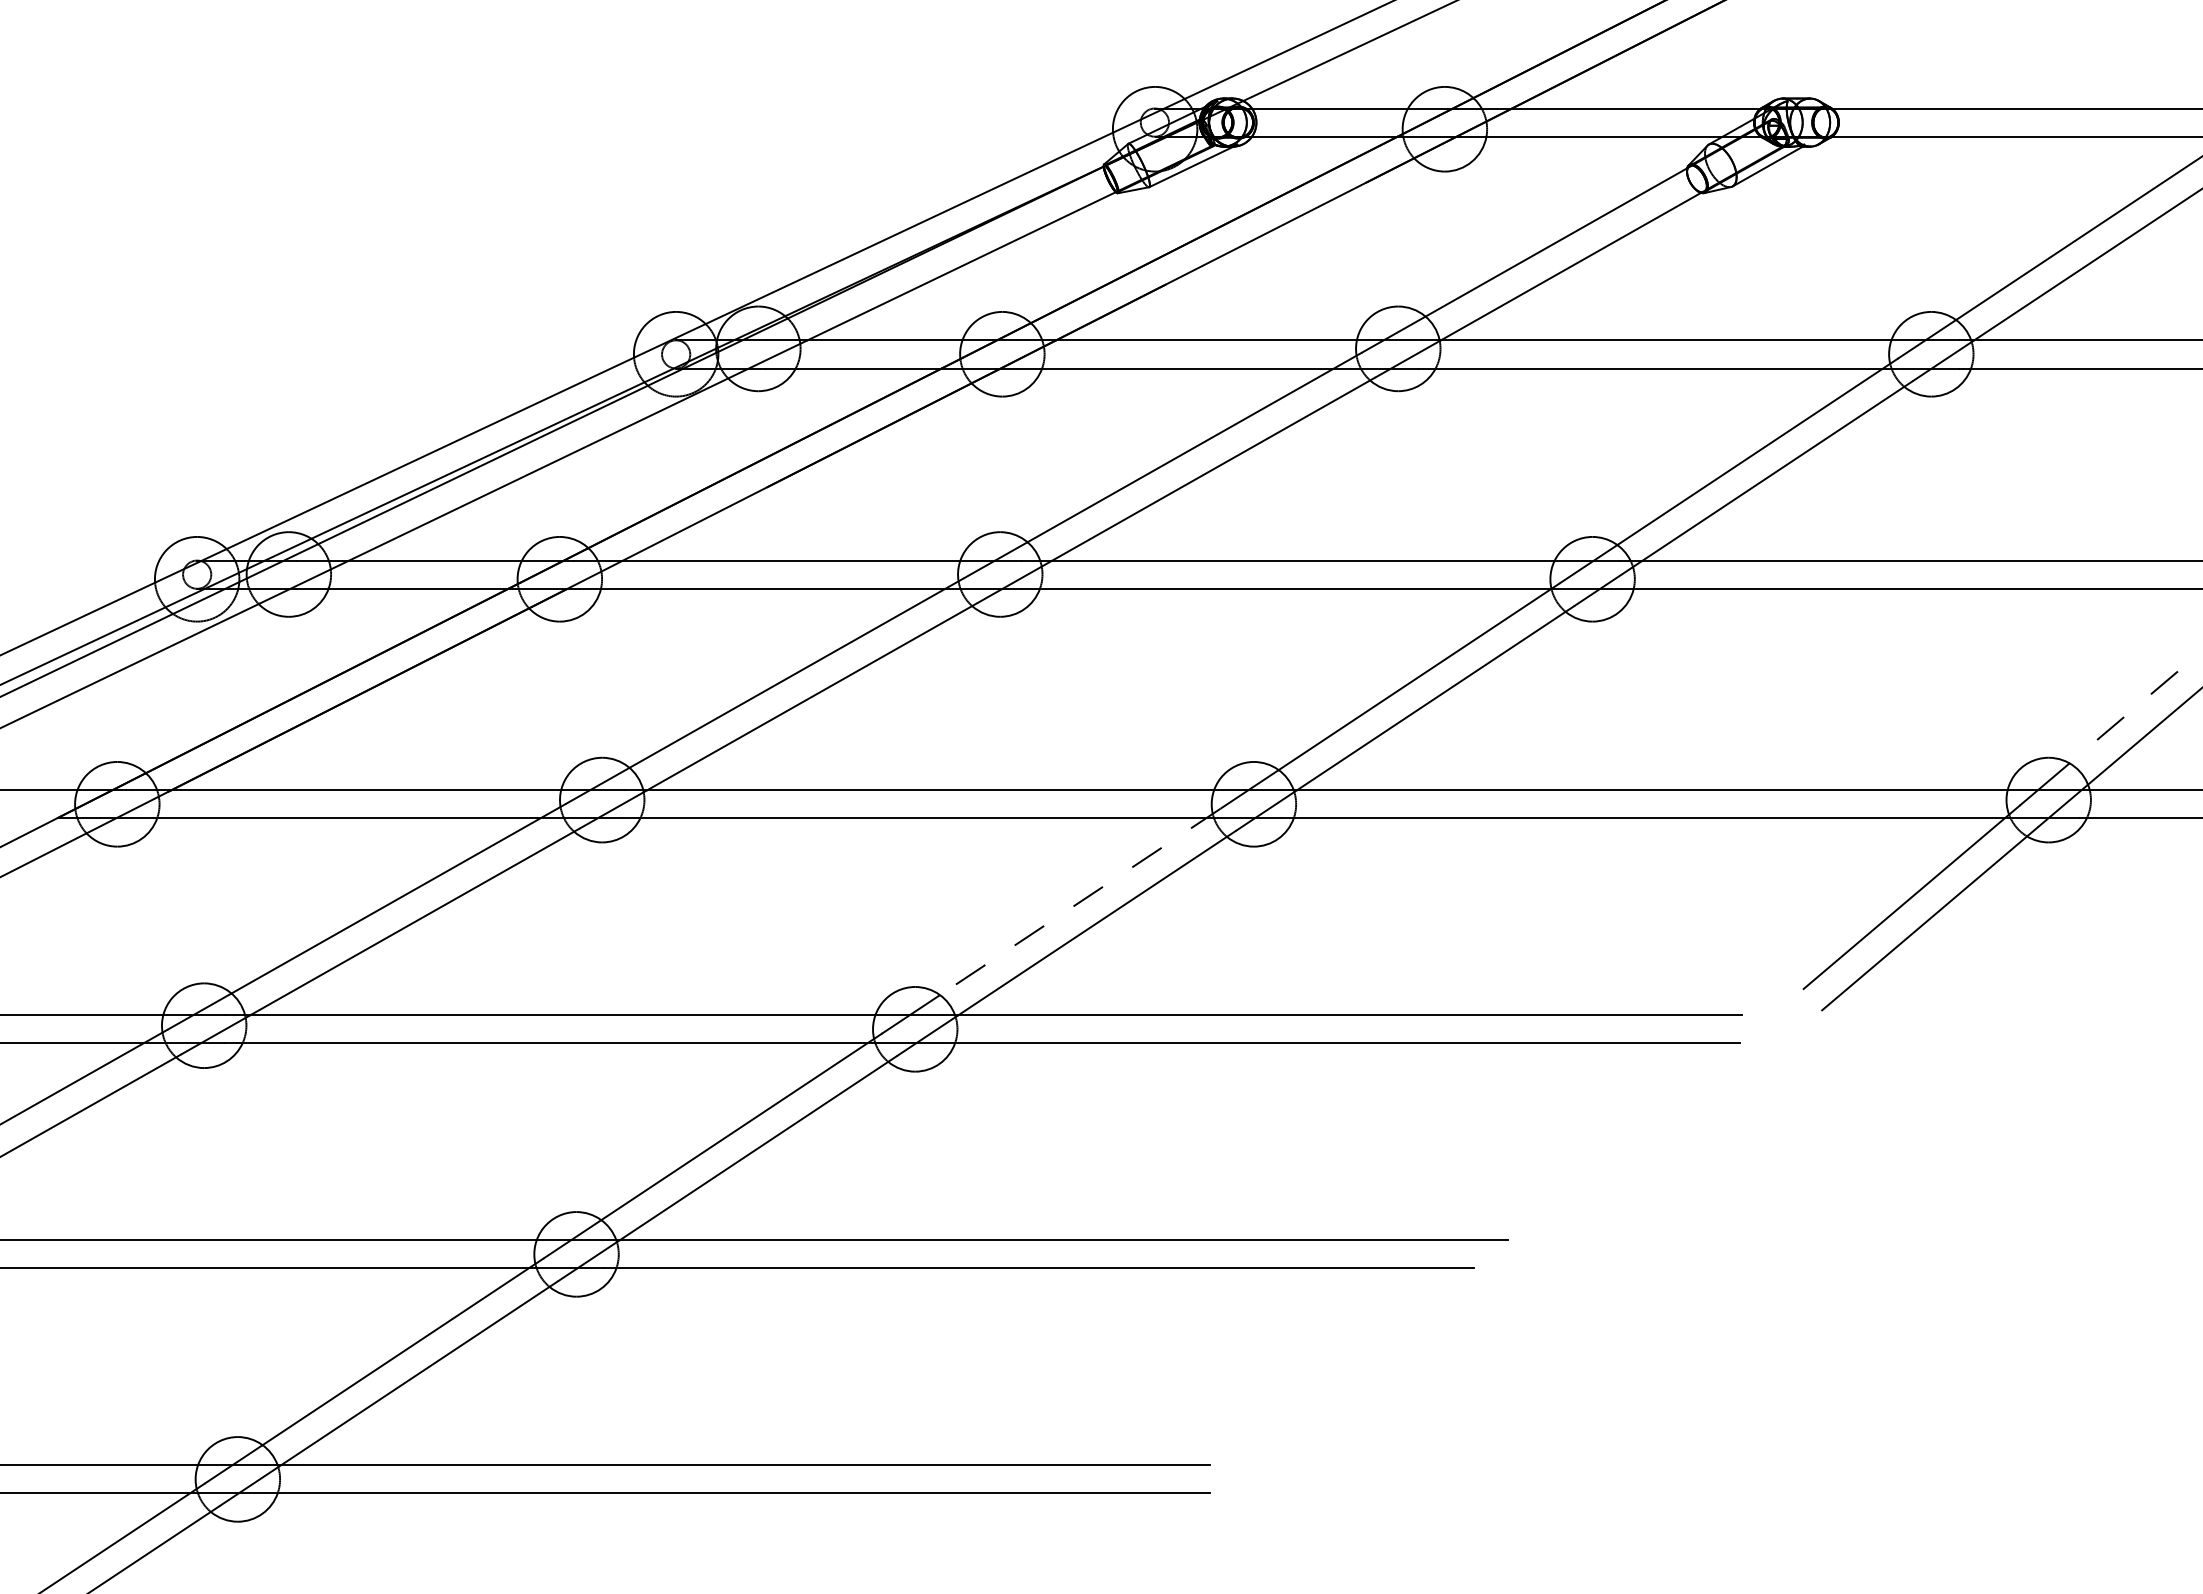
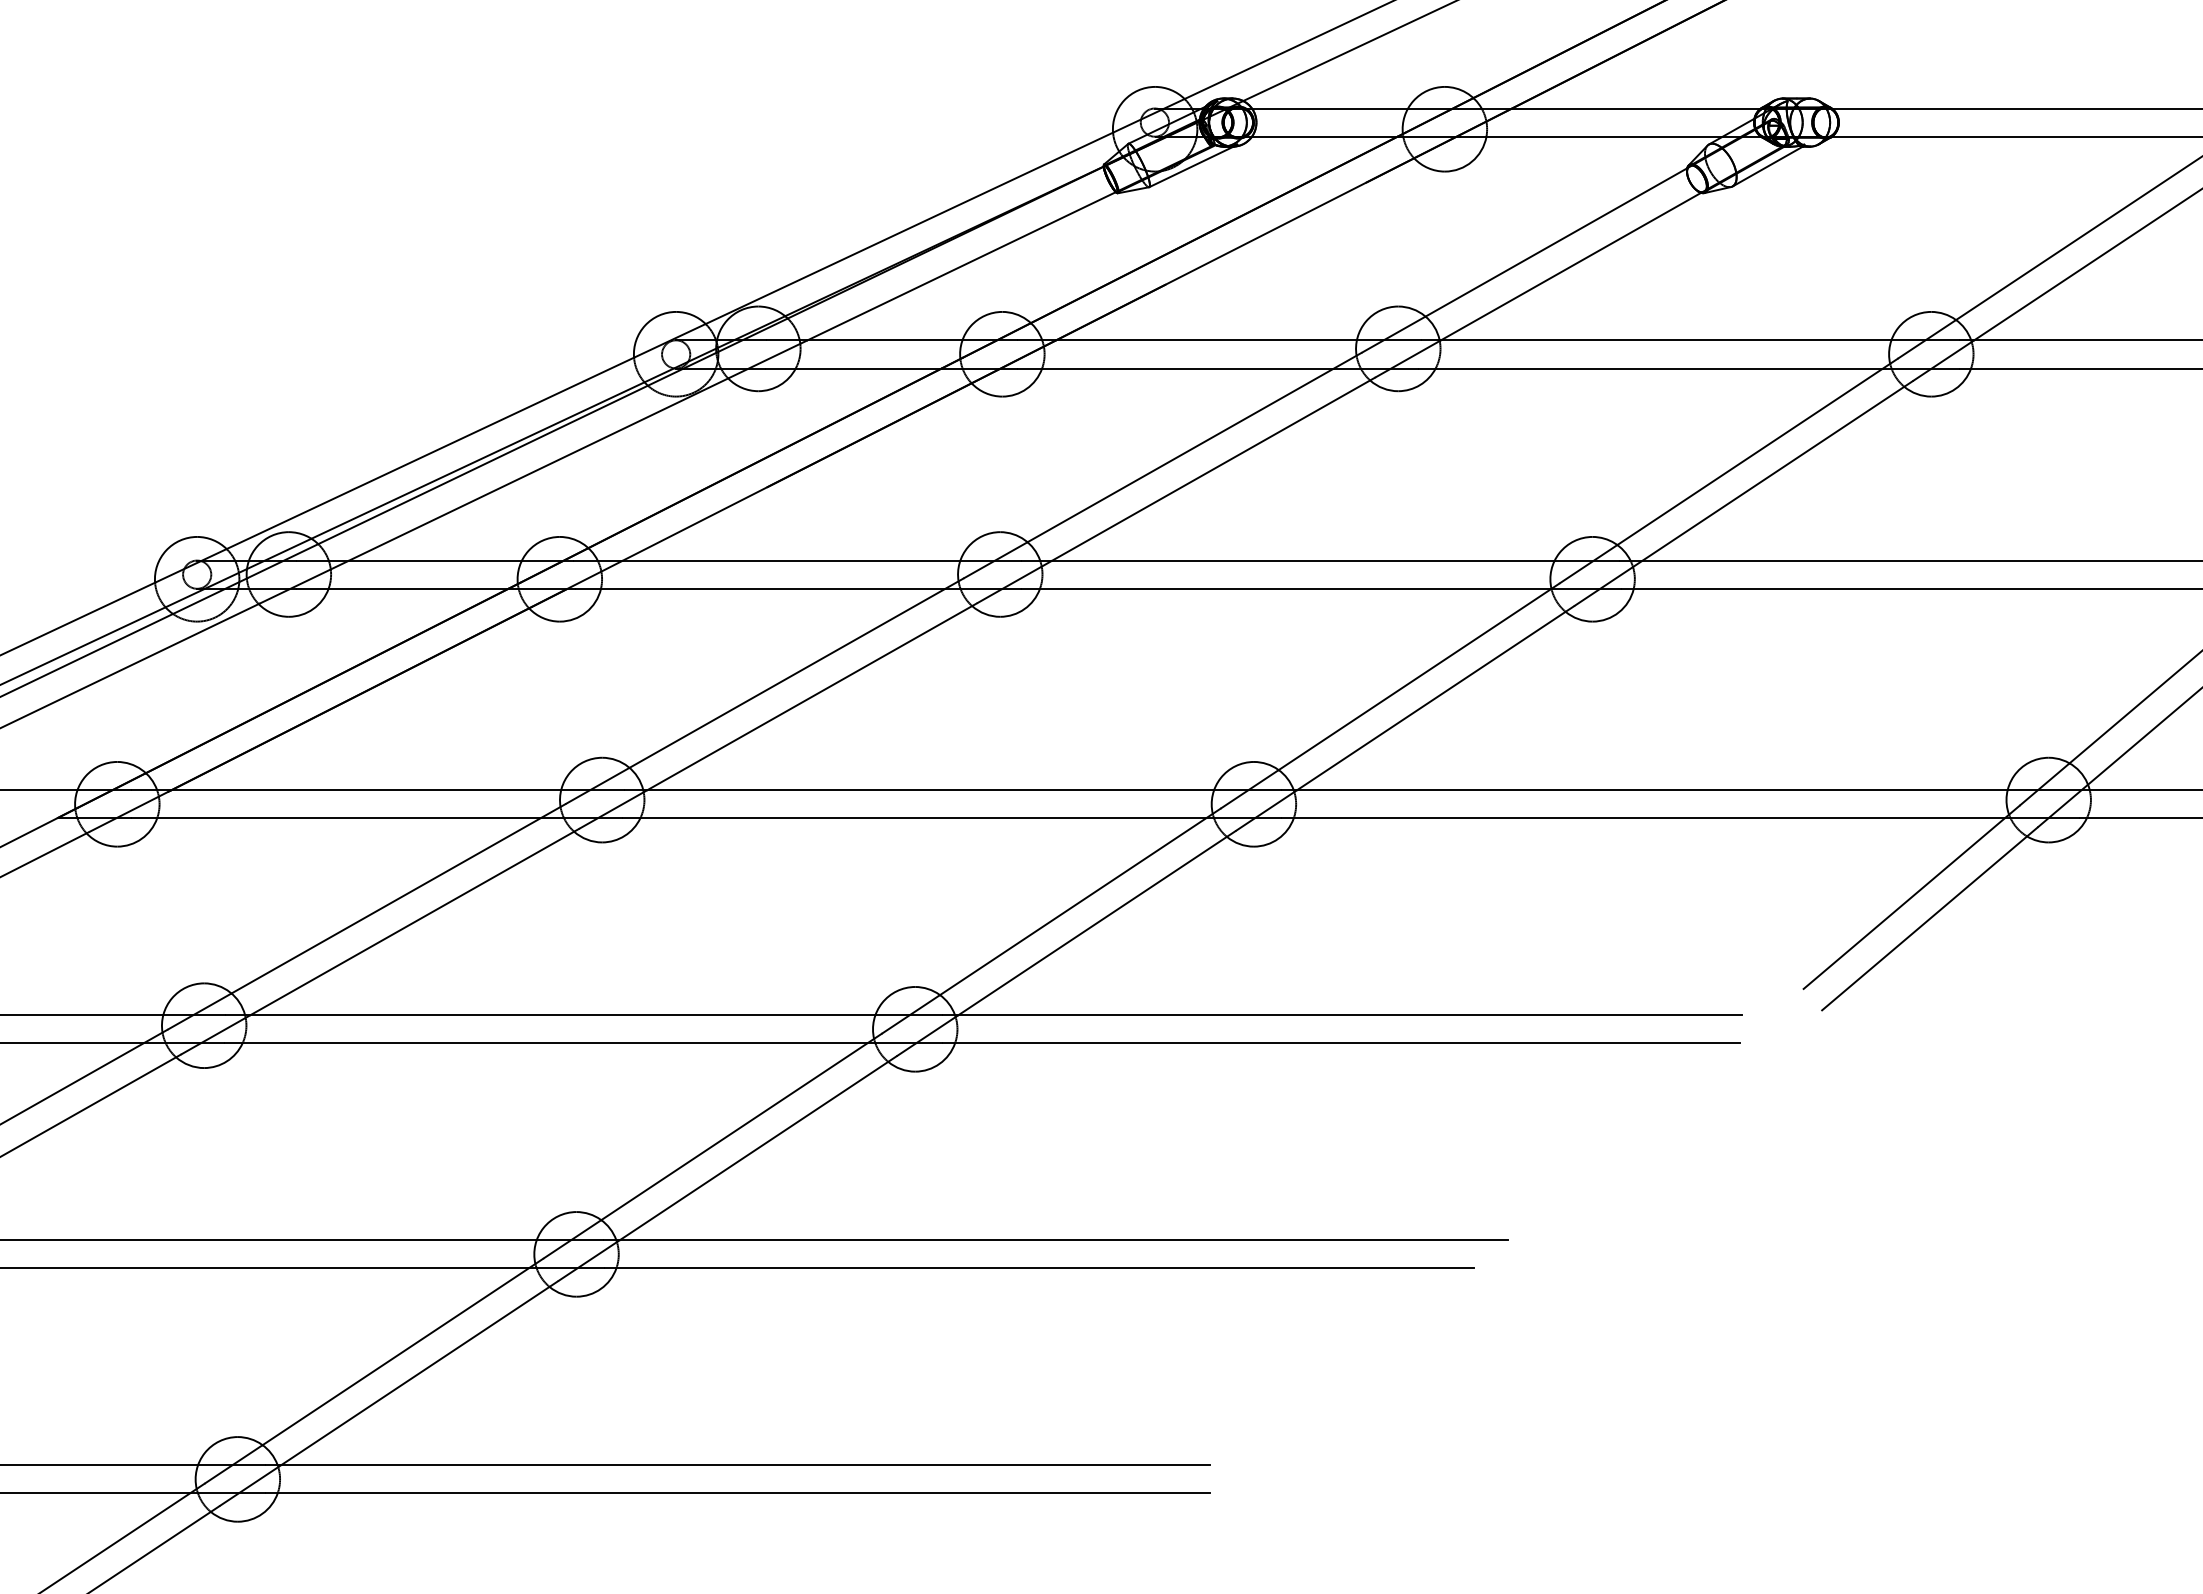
line: dashed -> solid (2135, 707)
line: dashed -> solid (1079, 902)
